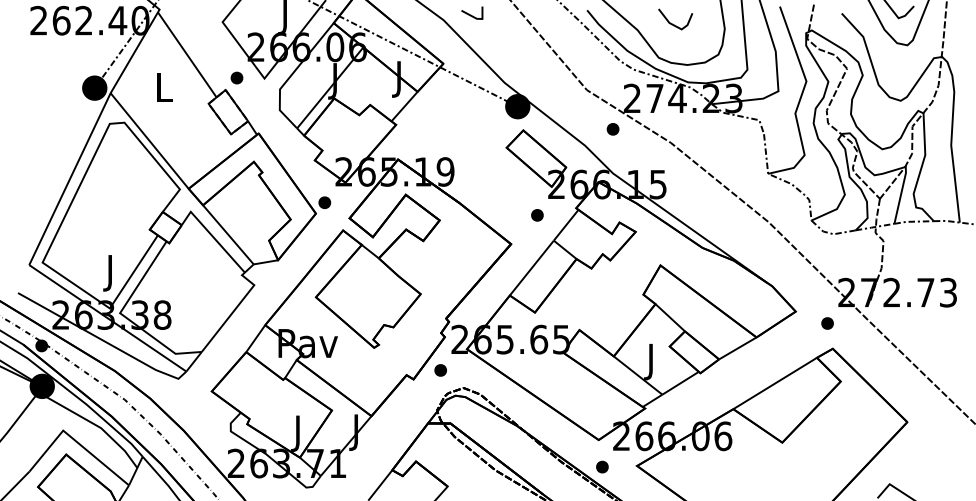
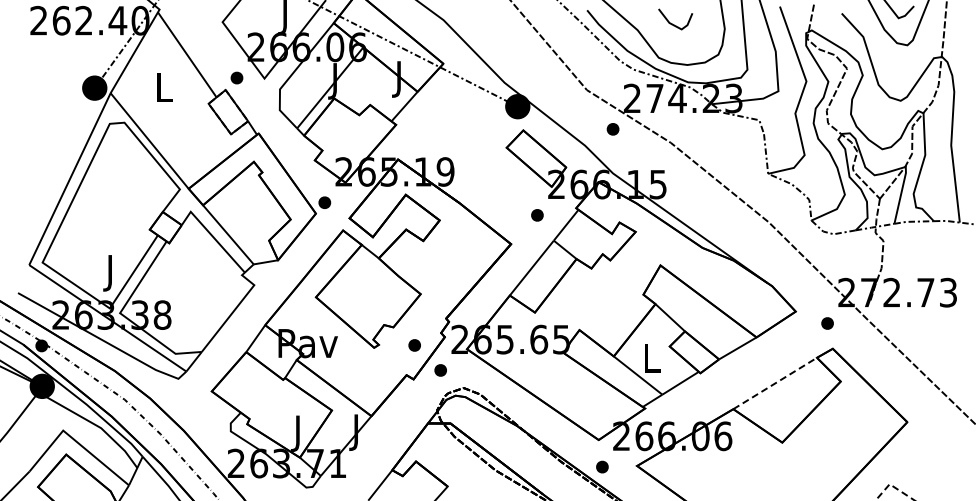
line: present -> none (471, 14)
part: none -> present (414, 345)
text: J -> L (652, 361)
line: solid -> dashed (775, 383)
line: solid -> dashed (893, 486)
